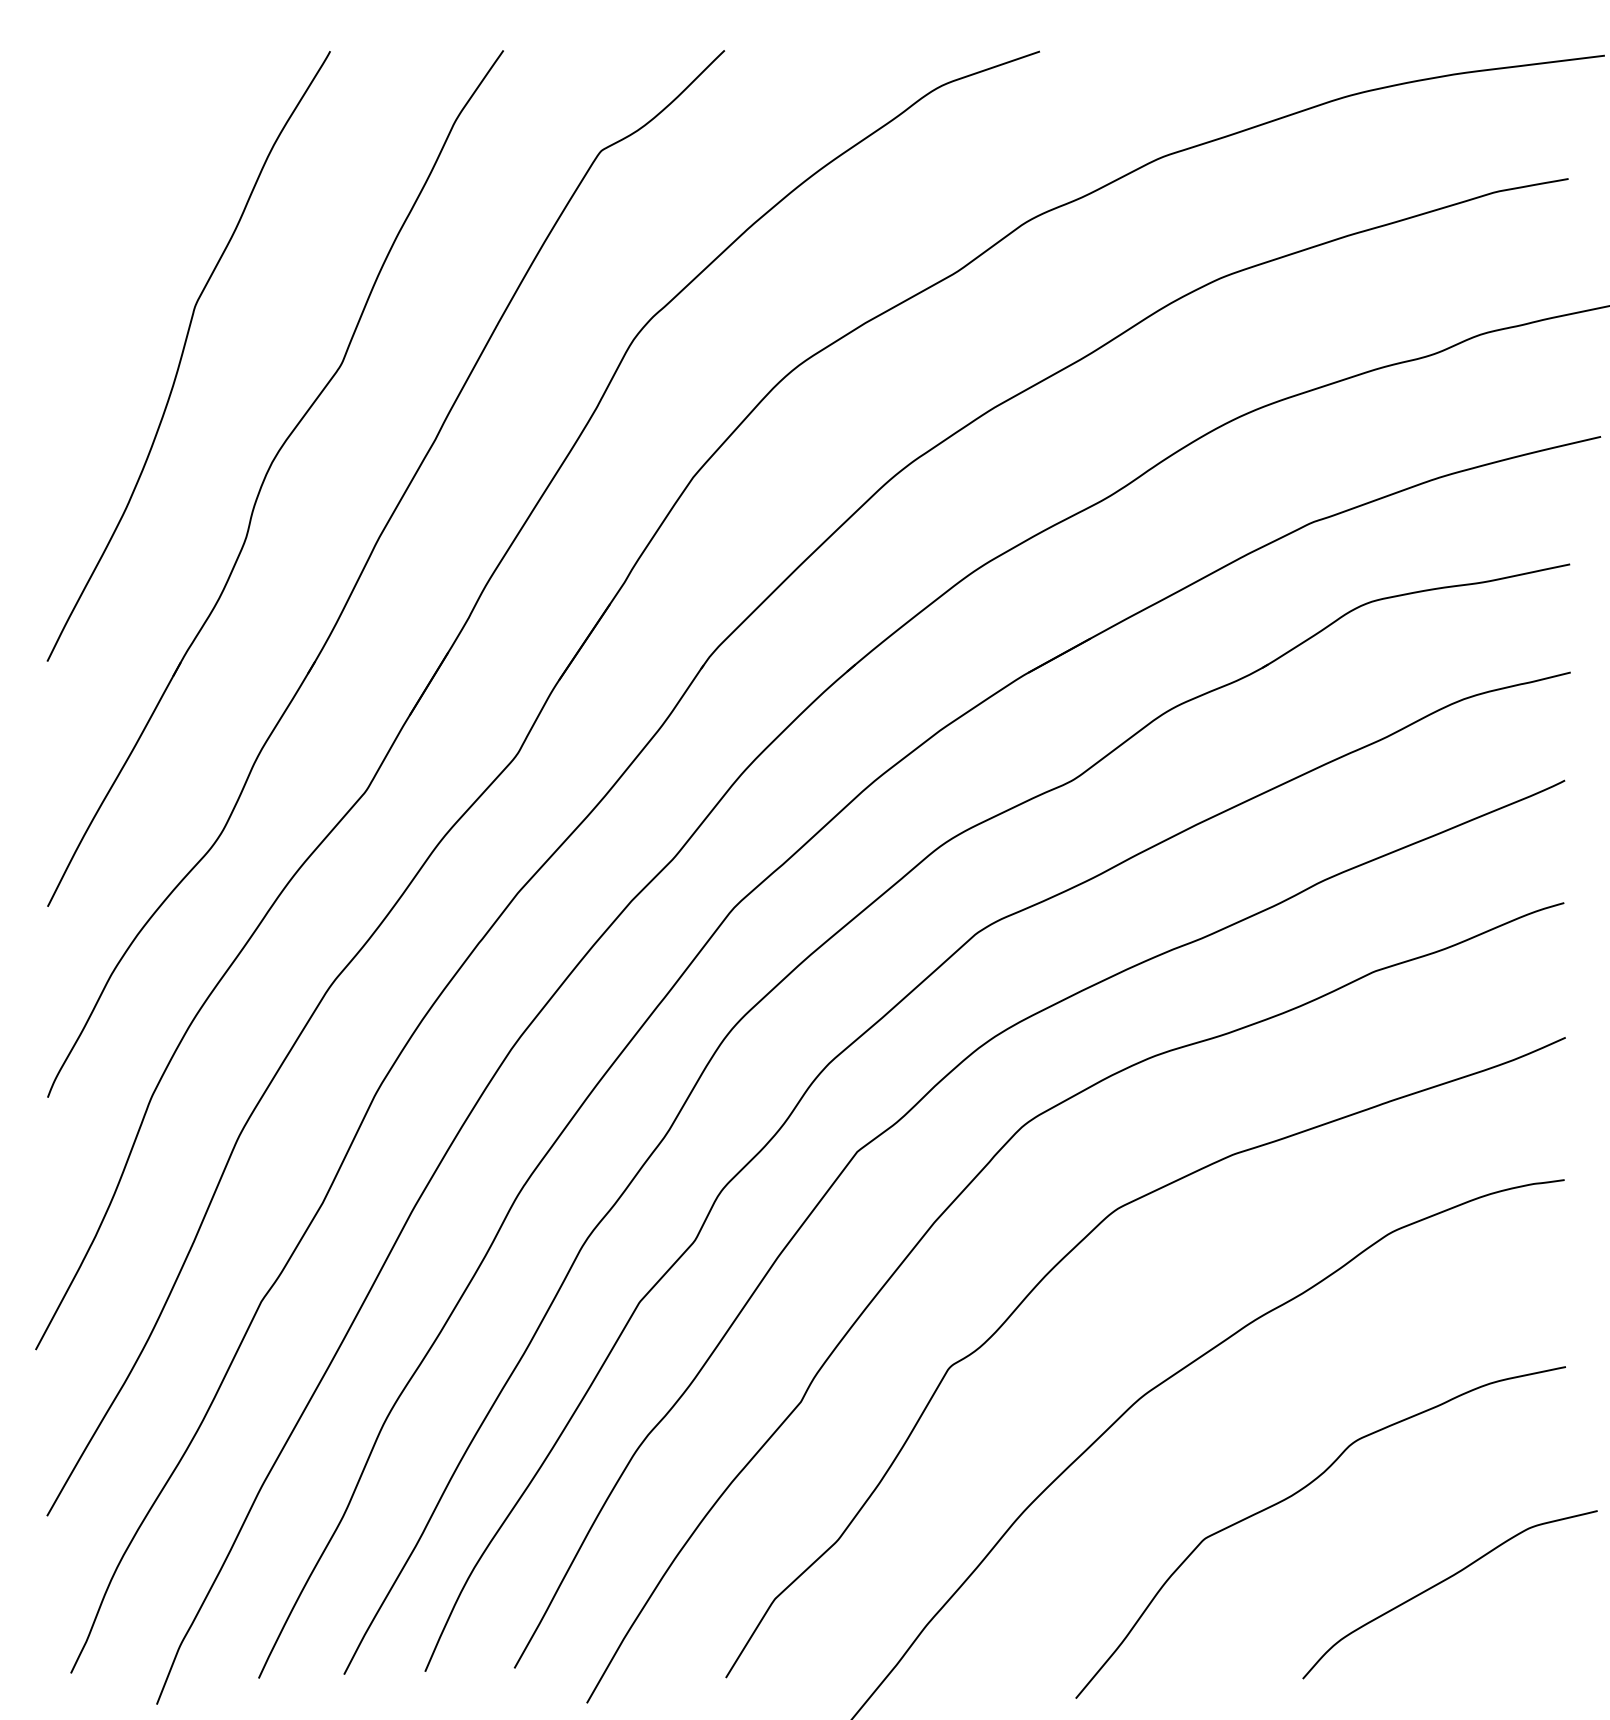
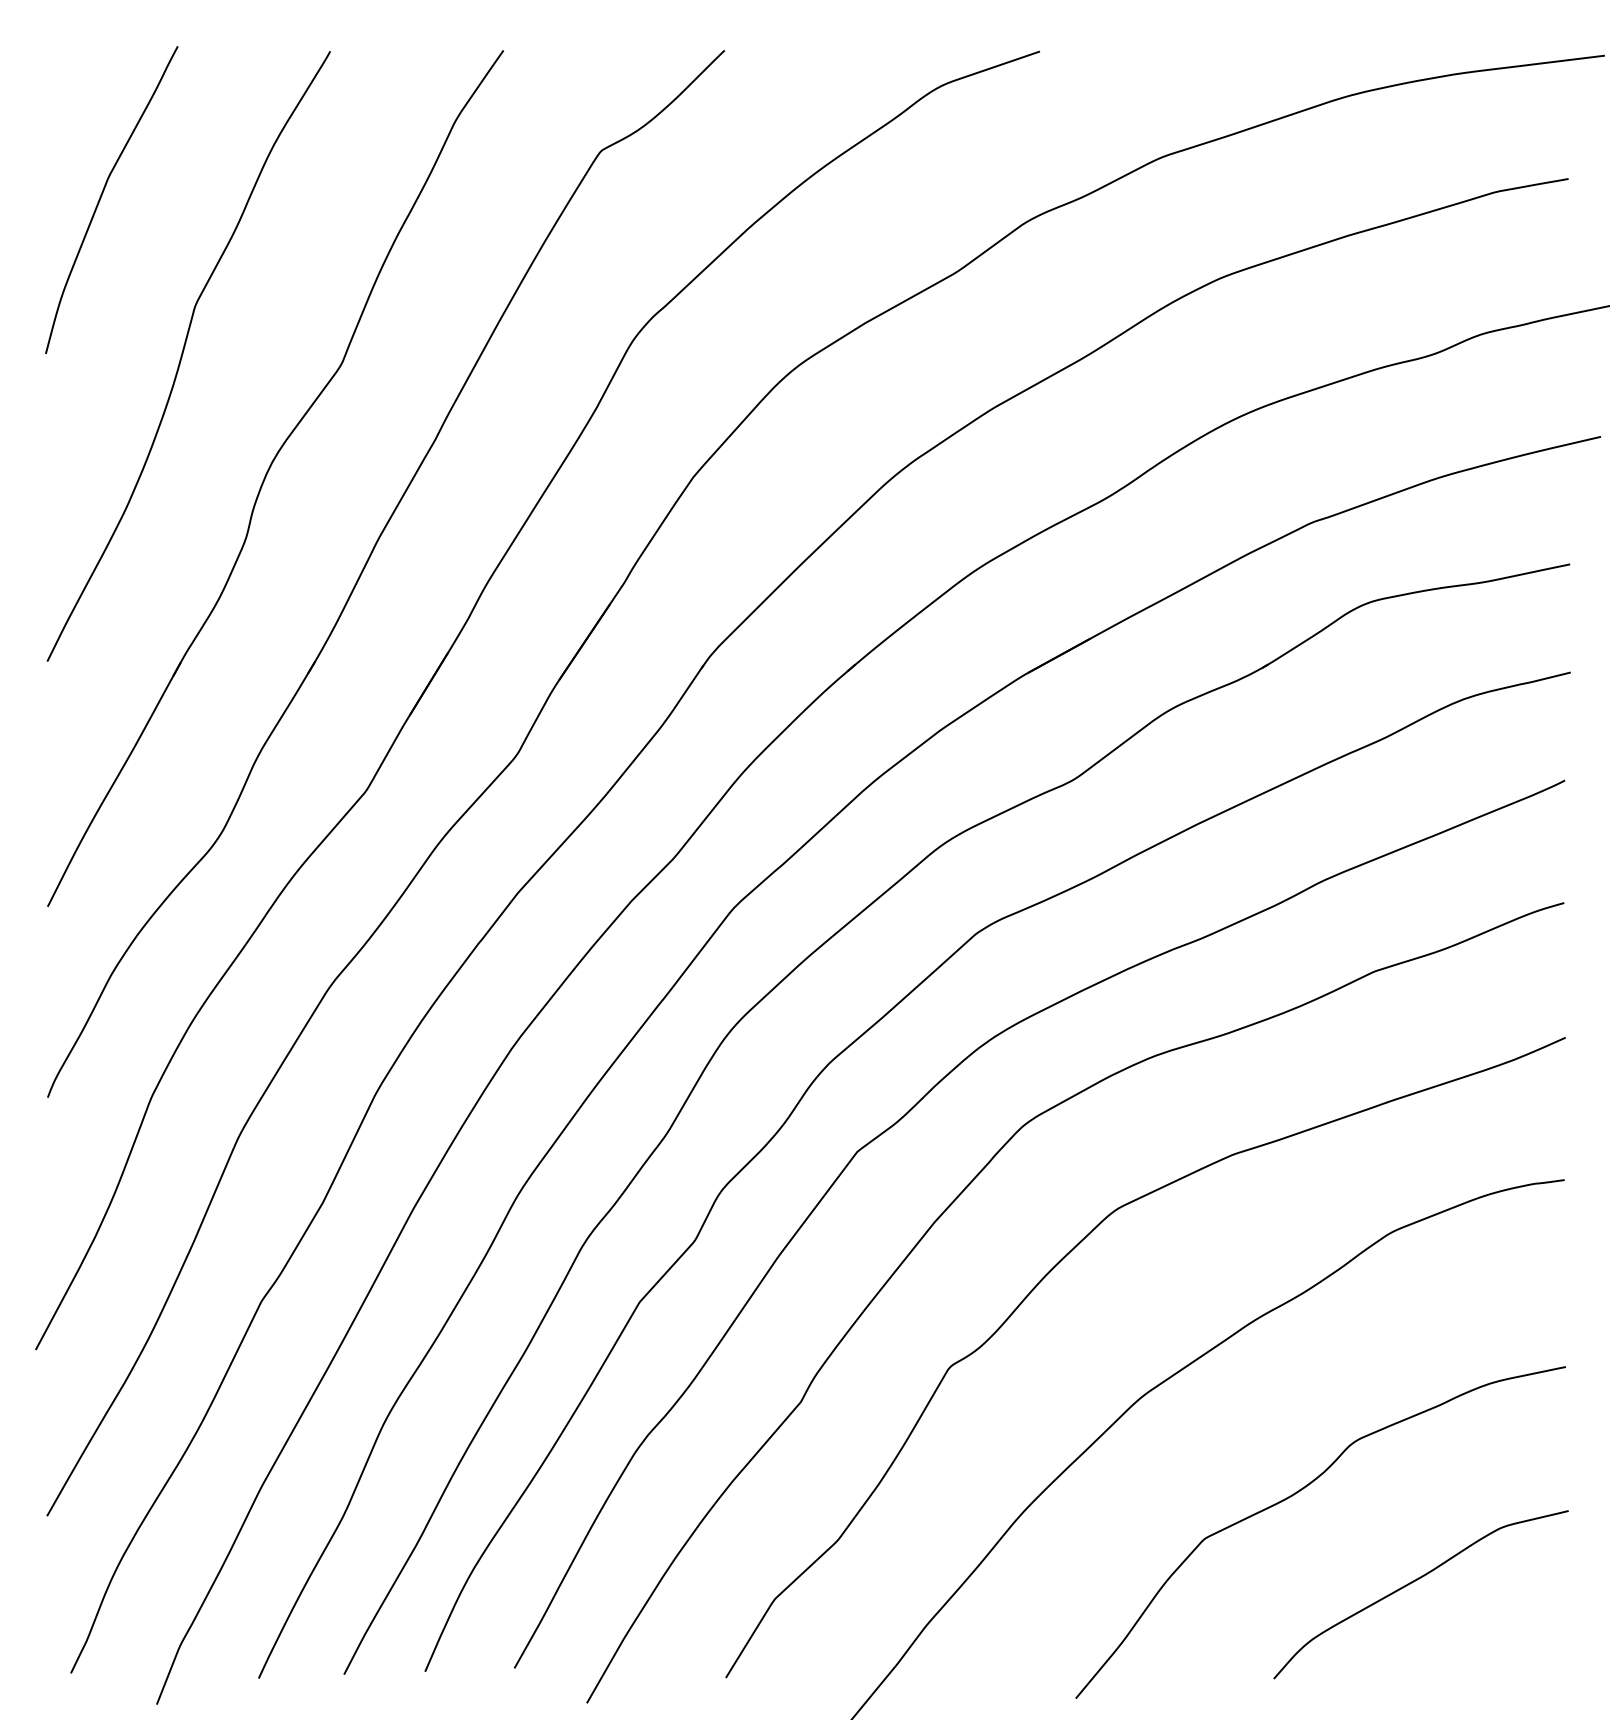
curve: none -> present (101, 198)
curve position: (1441, 1583) -> (1412, 1583) (1412, 1583)
